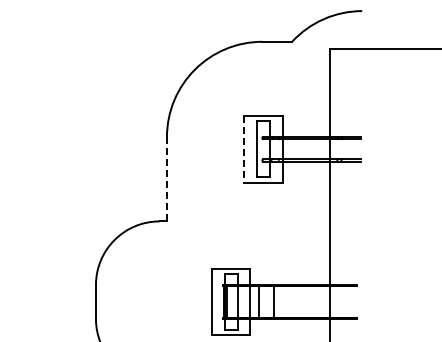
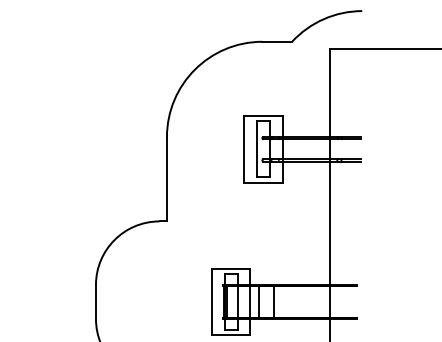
line: dashed -> solid (244, 149)
line: dashed -> solid (166, 178)
